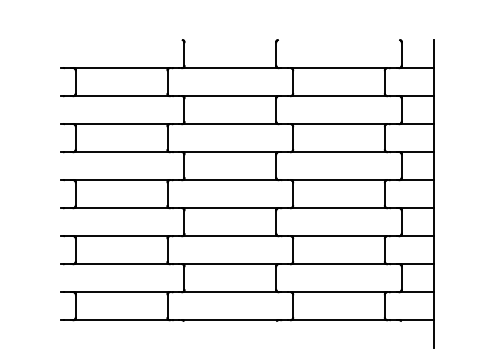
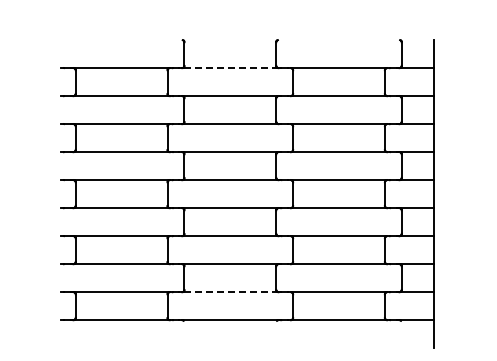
line: solid -> dashed (229, 68)
line: solid -> dashed (229, 292)
